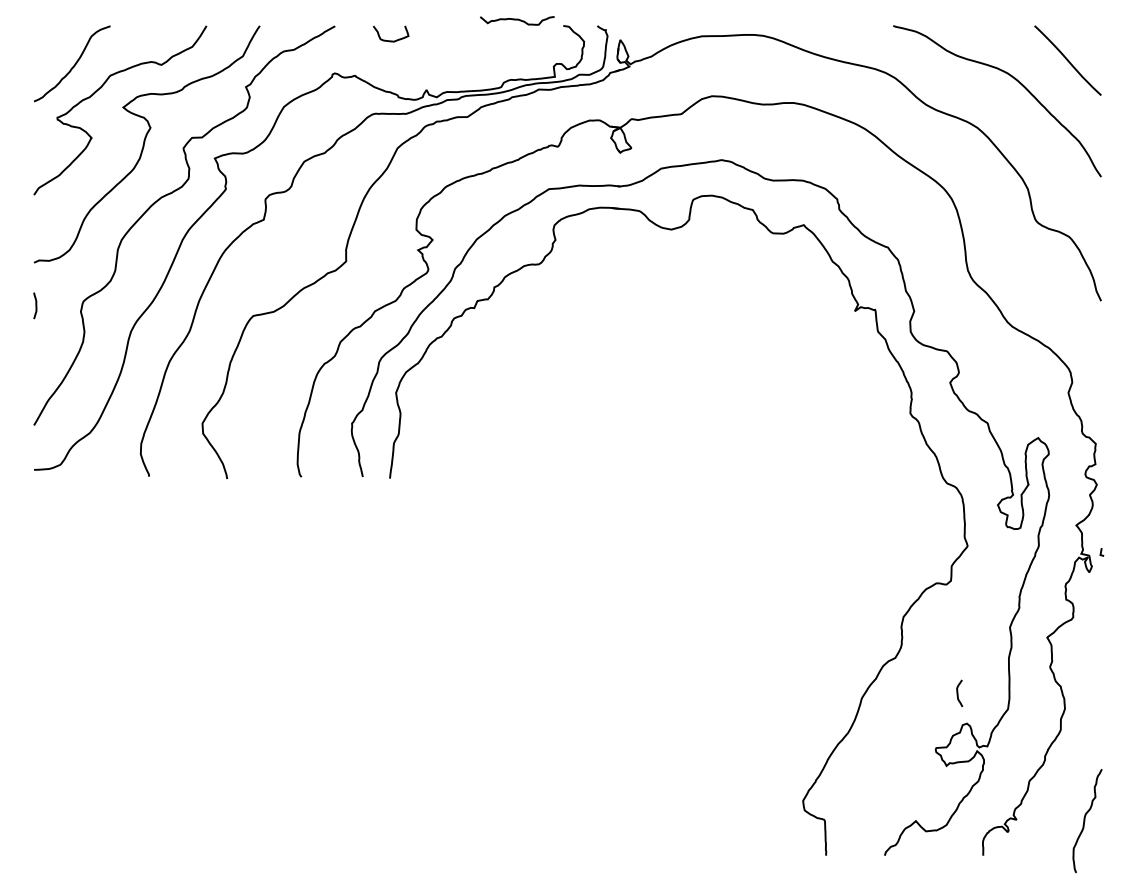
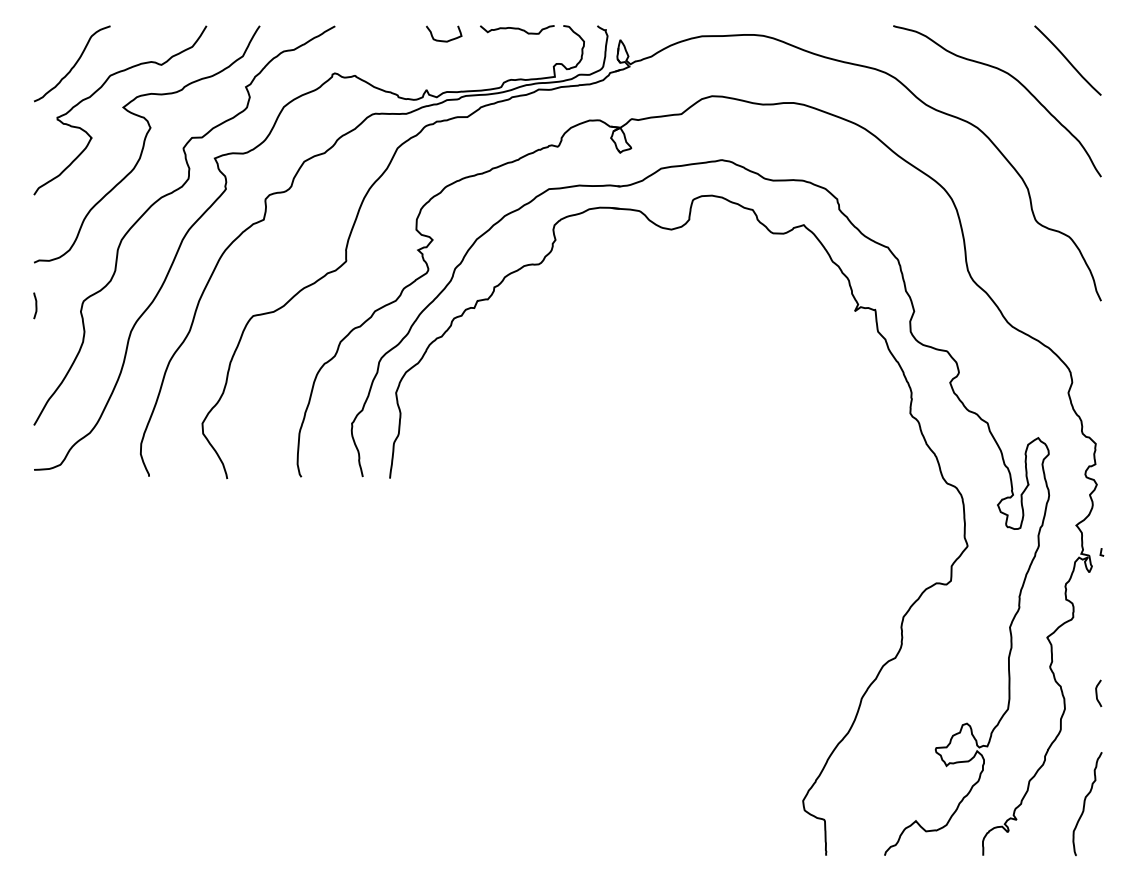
curve position: (517, 20) -> (517, 29) (517, 29)
curve position: (391, 40) -> (444, 40) (444, 40)
curve position: (958, 693) -> (1097, 693) (1097, 693)
curve position: (1085, 820) -> (1085, 803) (1085, 803)
